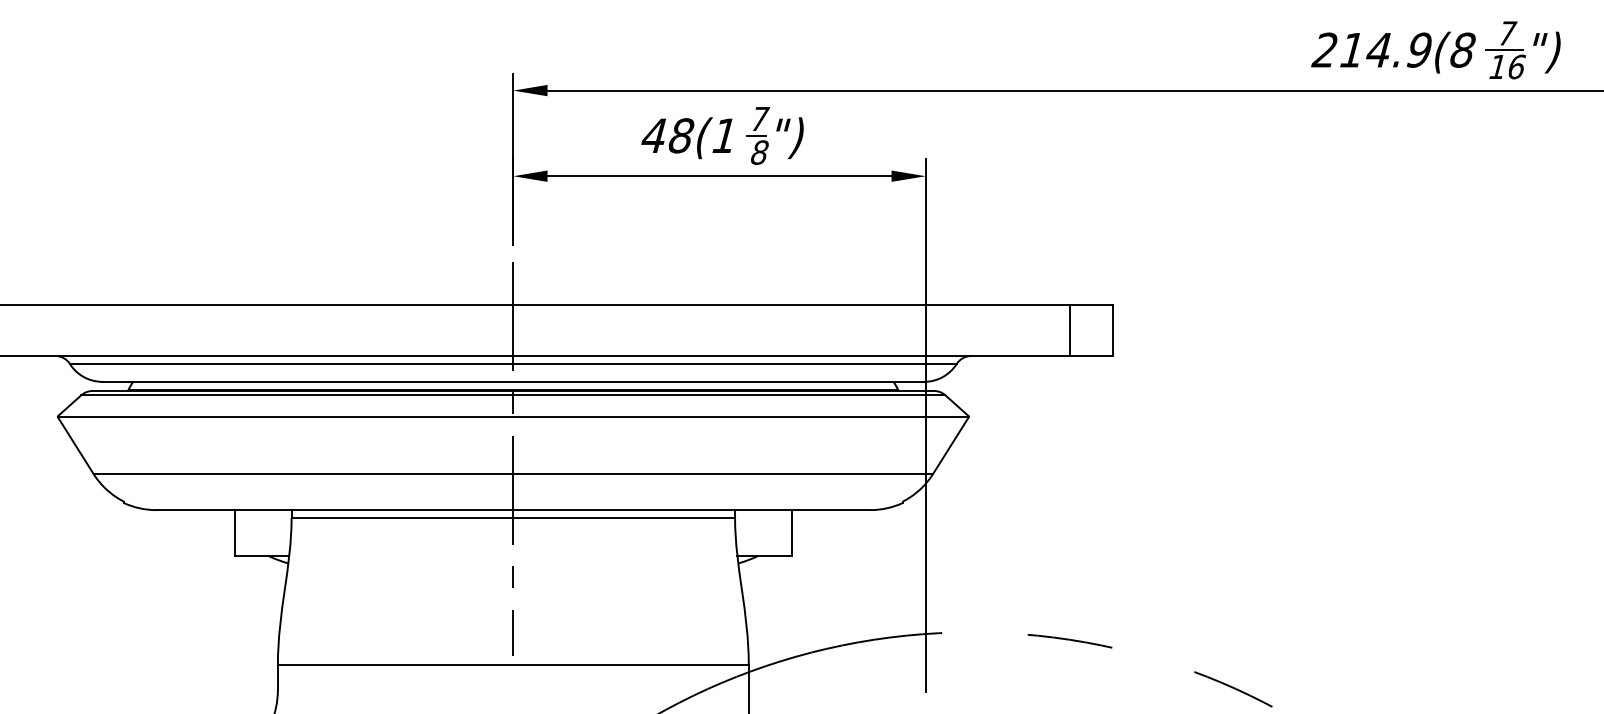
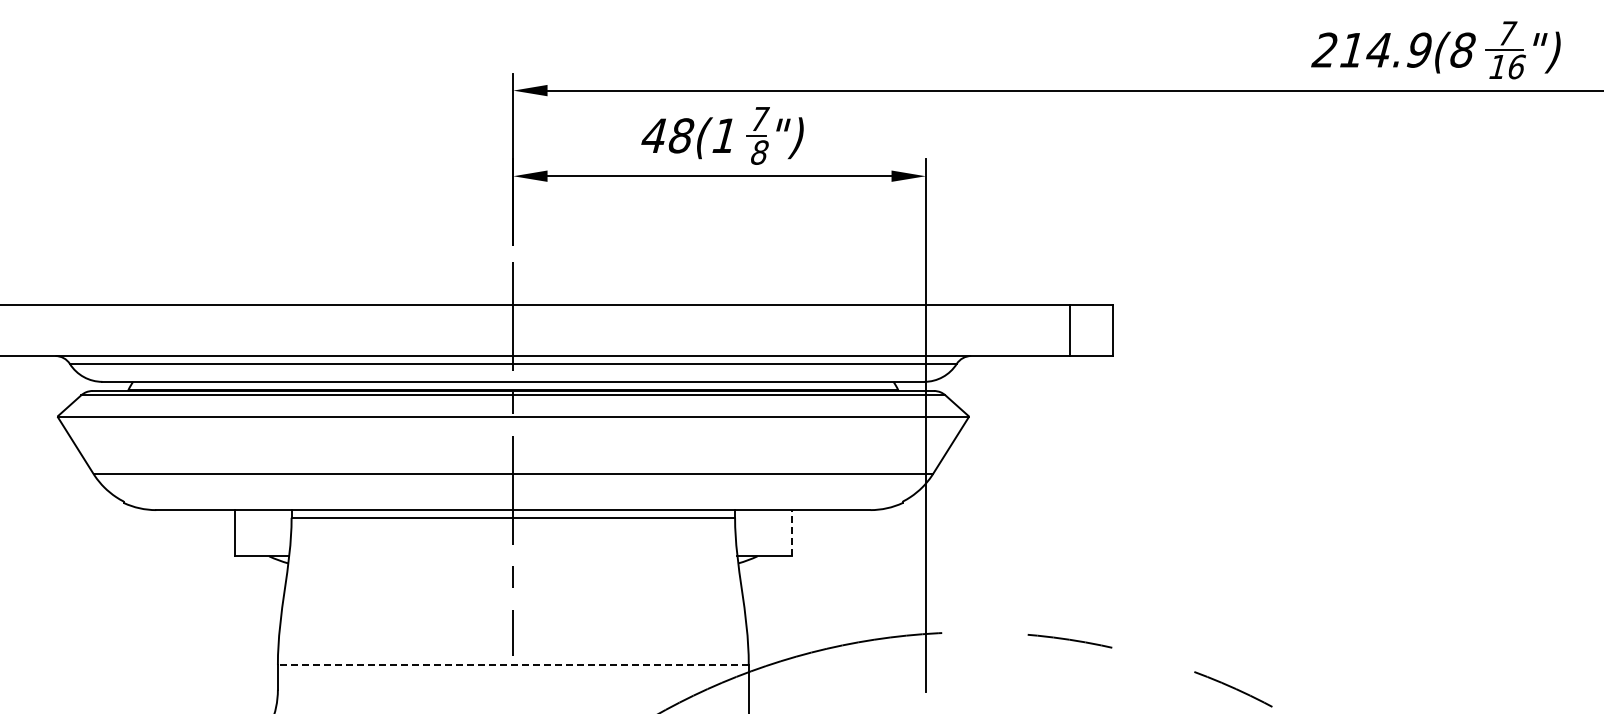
line: solid -> dashed (791, 532)
line: solid -> dashed (512, 665)
